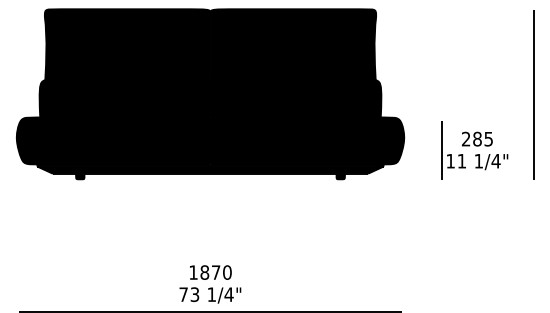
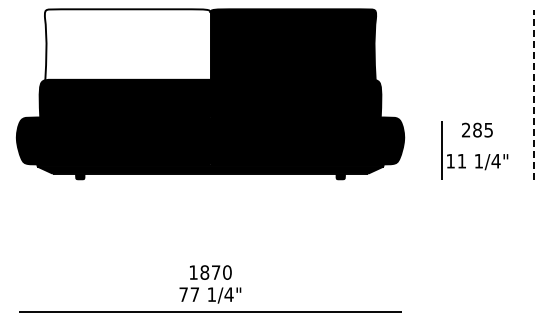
fill: present -> none (127, 44)
line: solid -> dashed (533, 94)
text position: (477, 138) -> (477, 129) (477, 129)
text: 73 -> 77 (194, 294)
